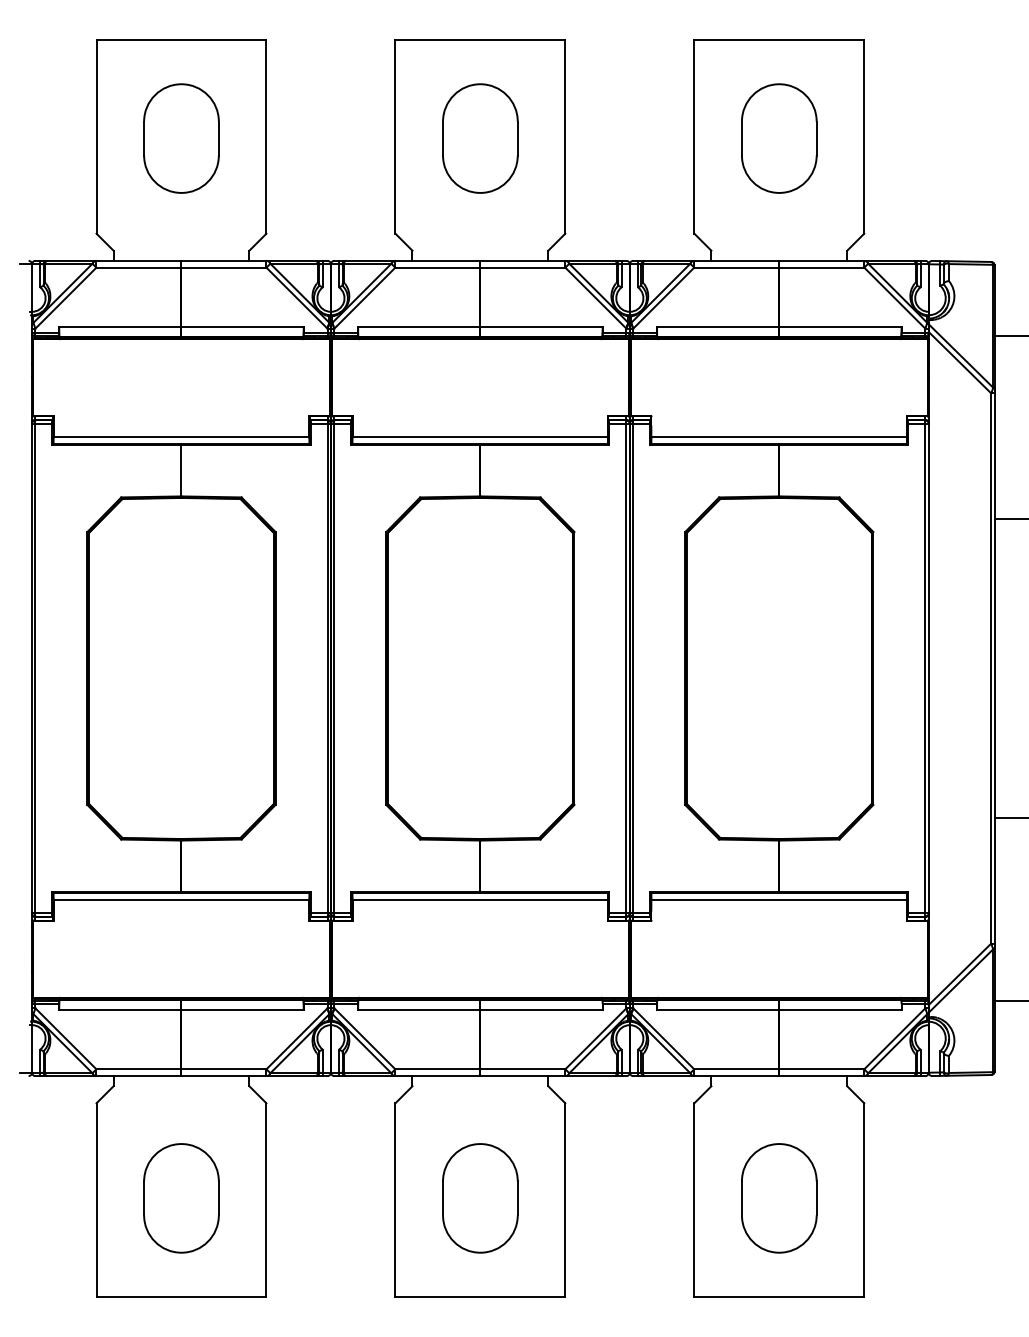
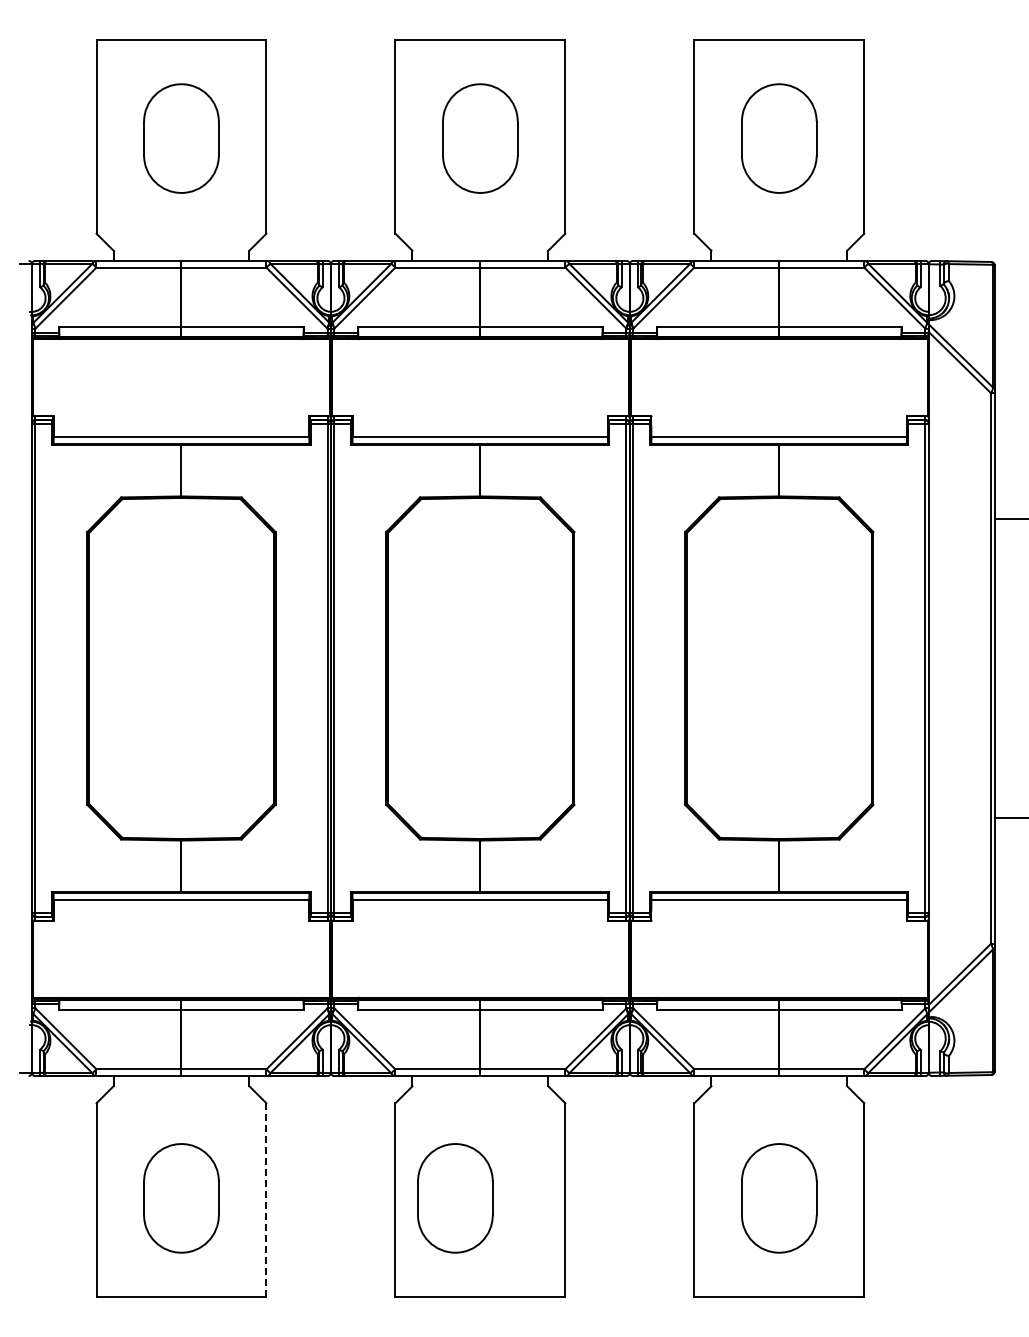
line: present -> none (1009, 335)
line: present -> none (1009, 1001)
part position: (480, 1198) -> (455, 1198) (455, 1198)
line: solid -> dashed (266, 1200)
